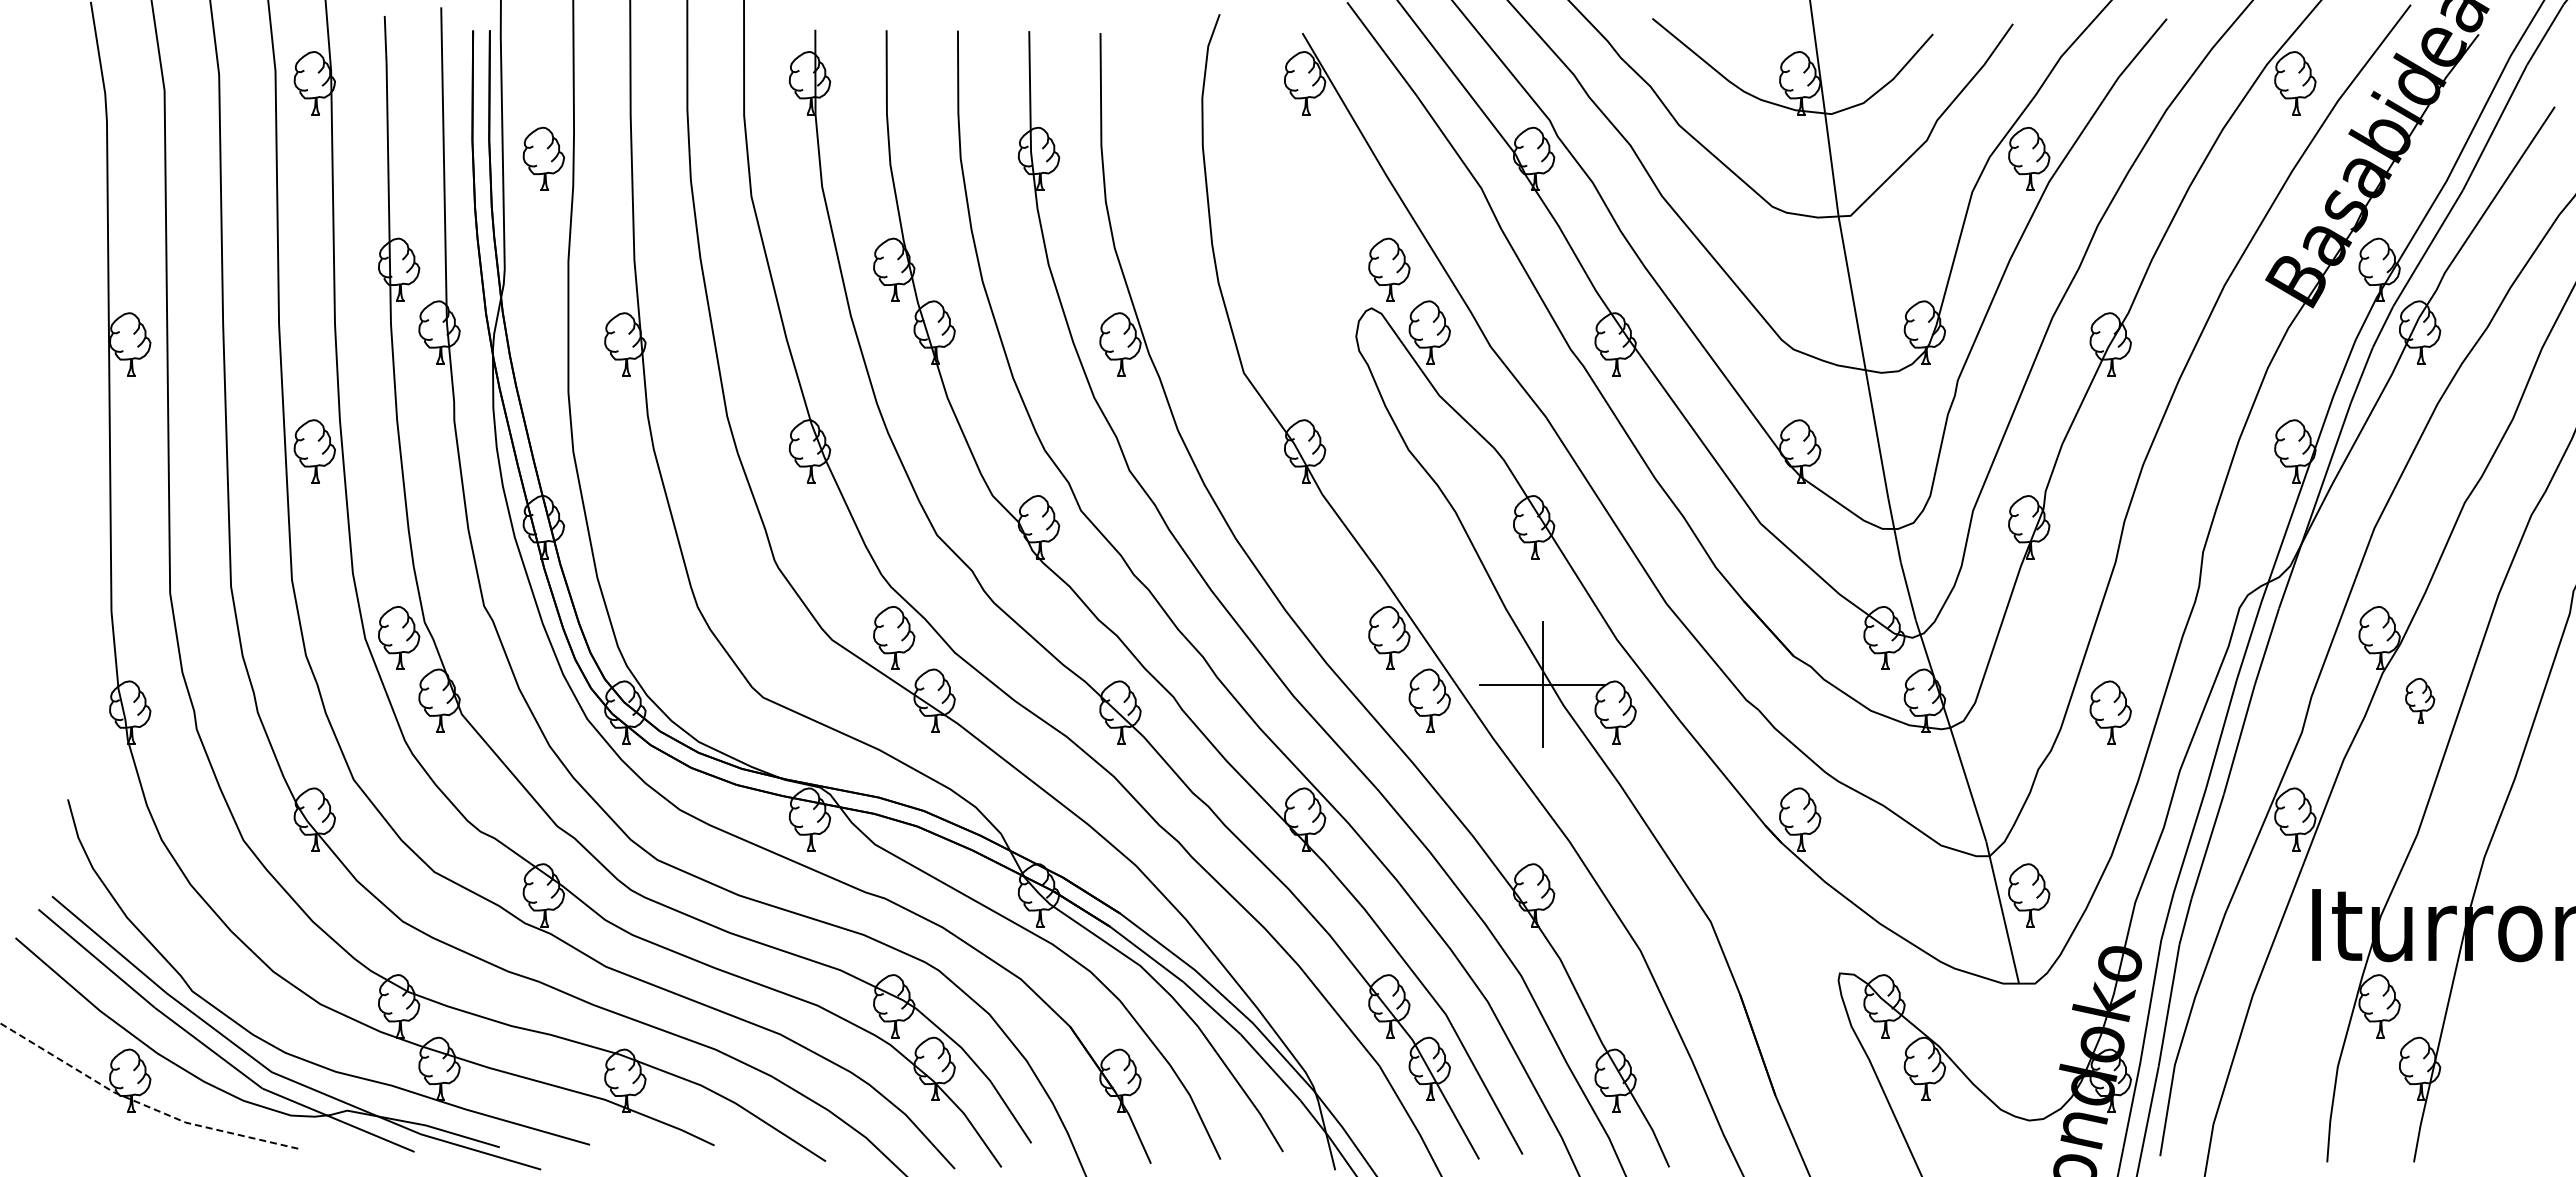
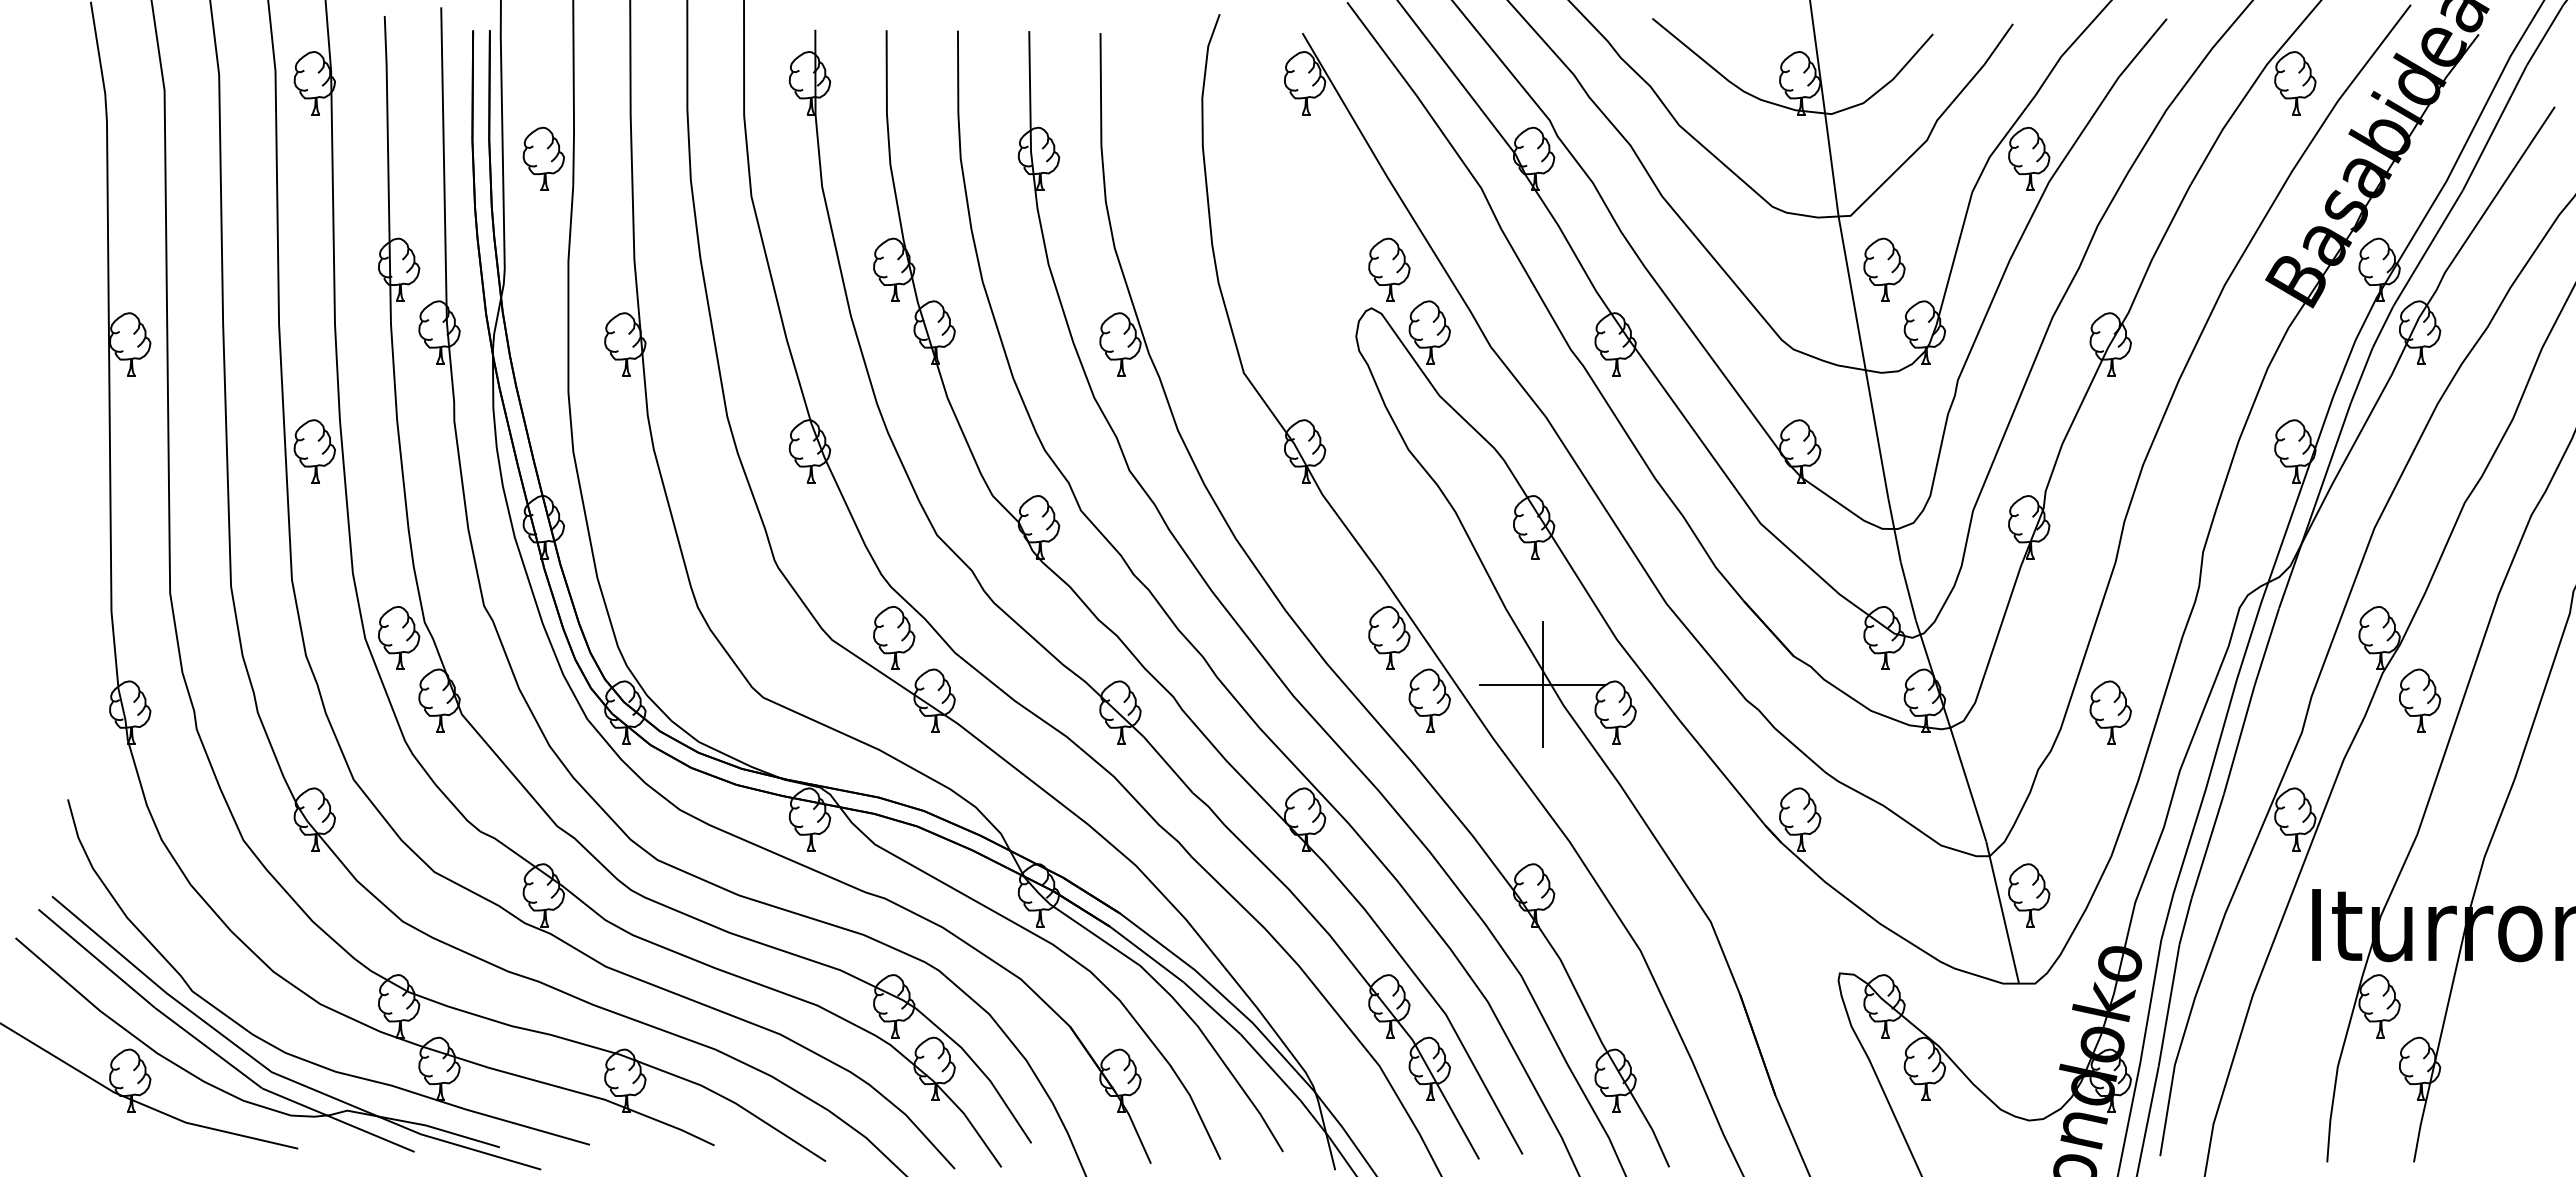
part: none -> present (1884, 269)
part size: 31x47 px -> 43x65 px (2420, 700)
line: dashed -> solid (141, 1104)
